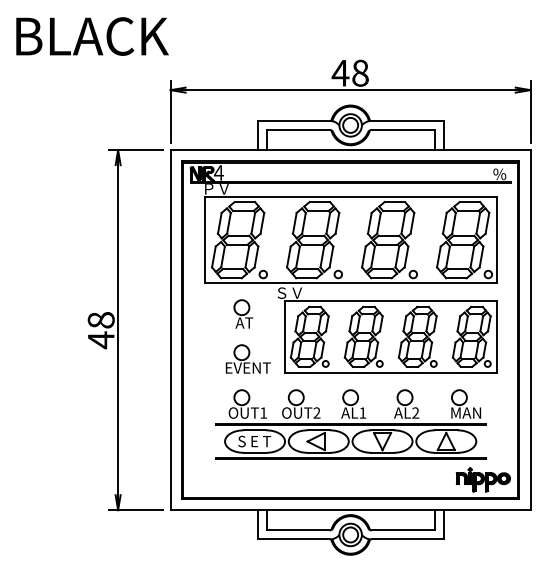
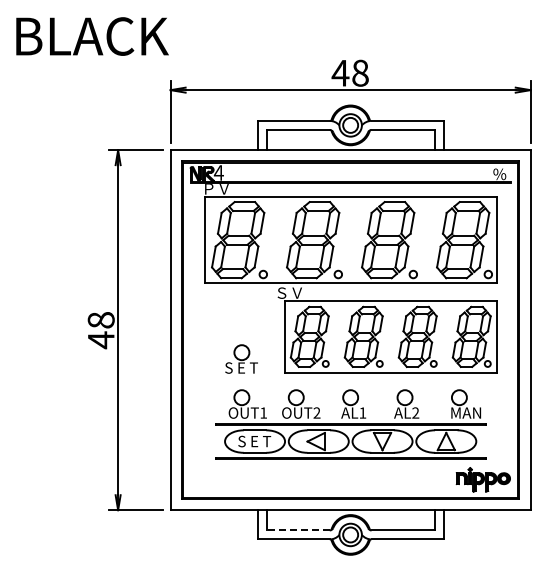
part: present -> none (243, 313)
text: EVENT -> S E T (247, 367)
line: solid -> dashed (298, 530)
